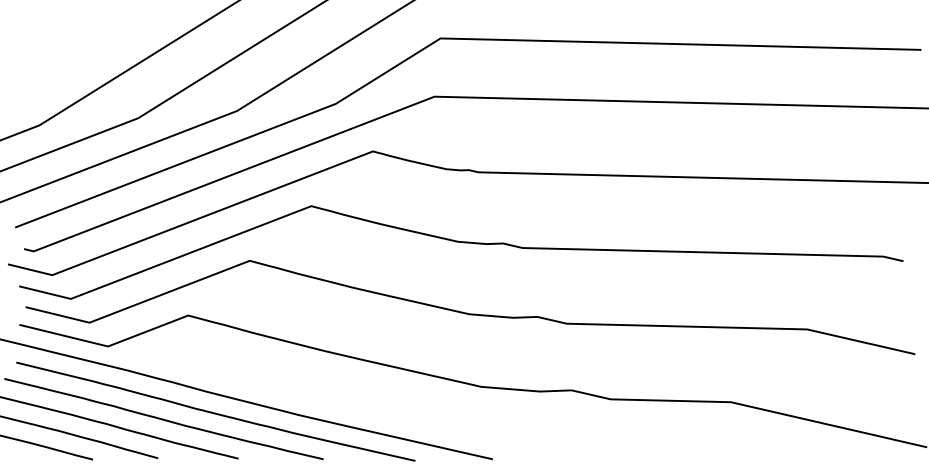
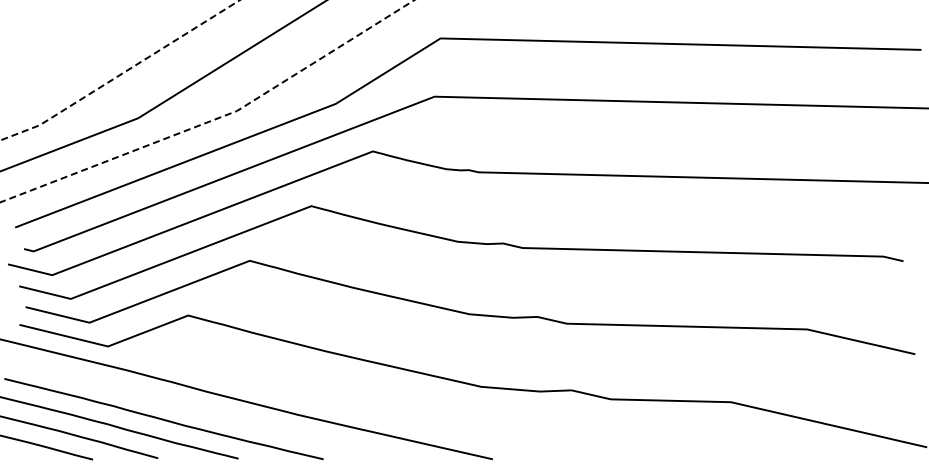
line: solid -> dashed (121, 74)
line: solid -> dashed (216, 118)
curve: present -> none (215, 412)
